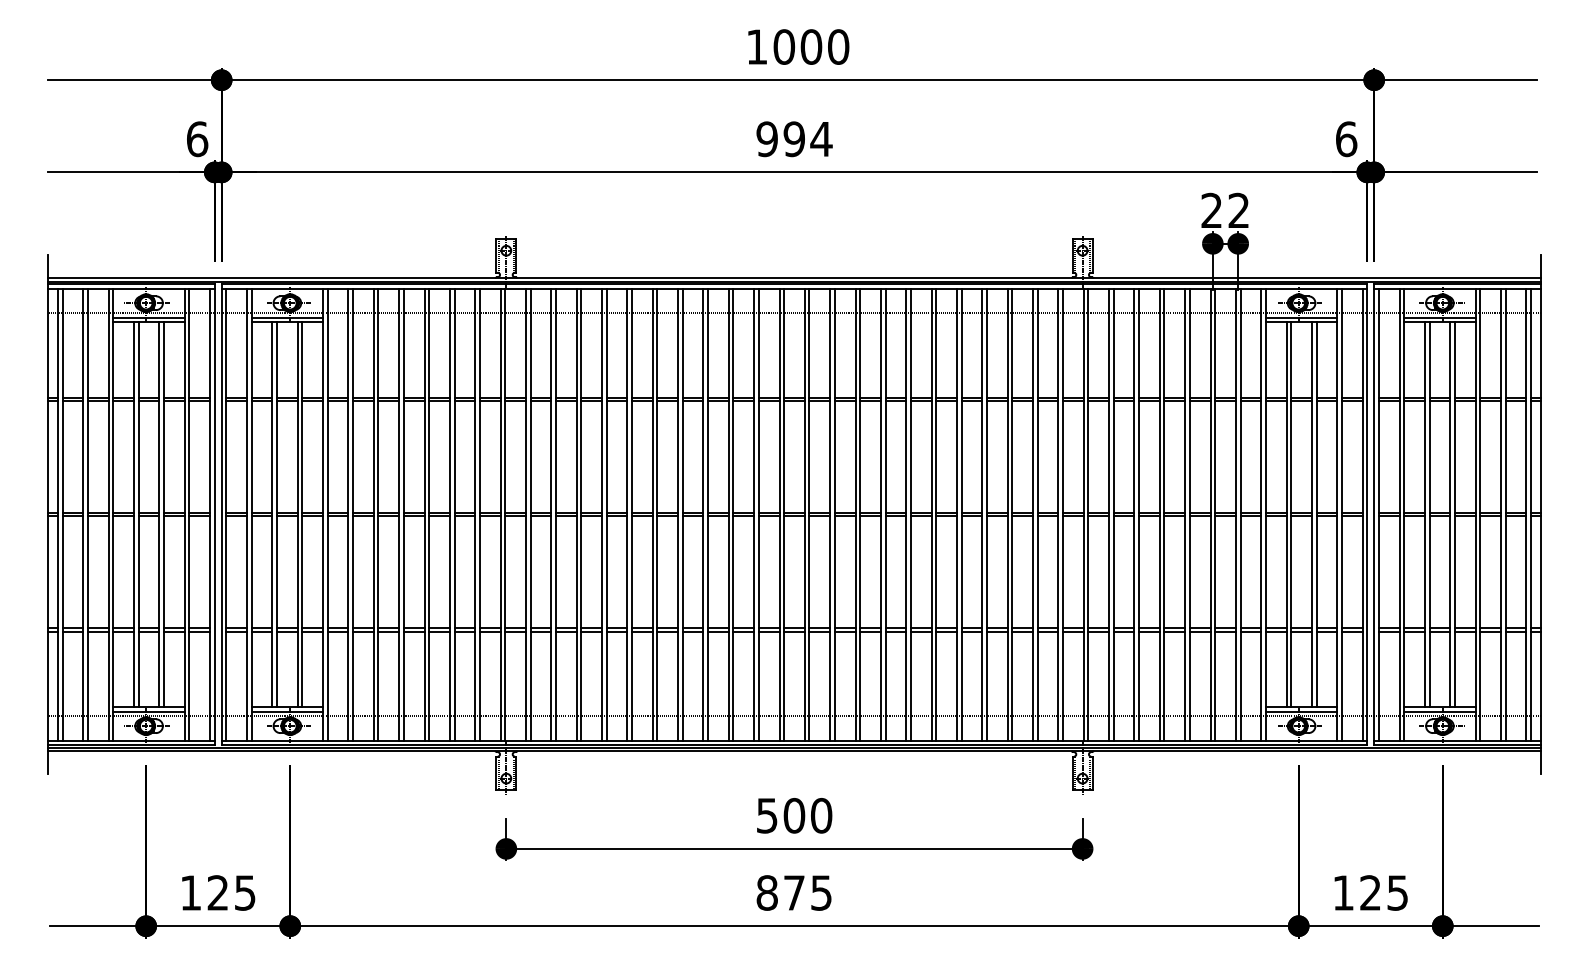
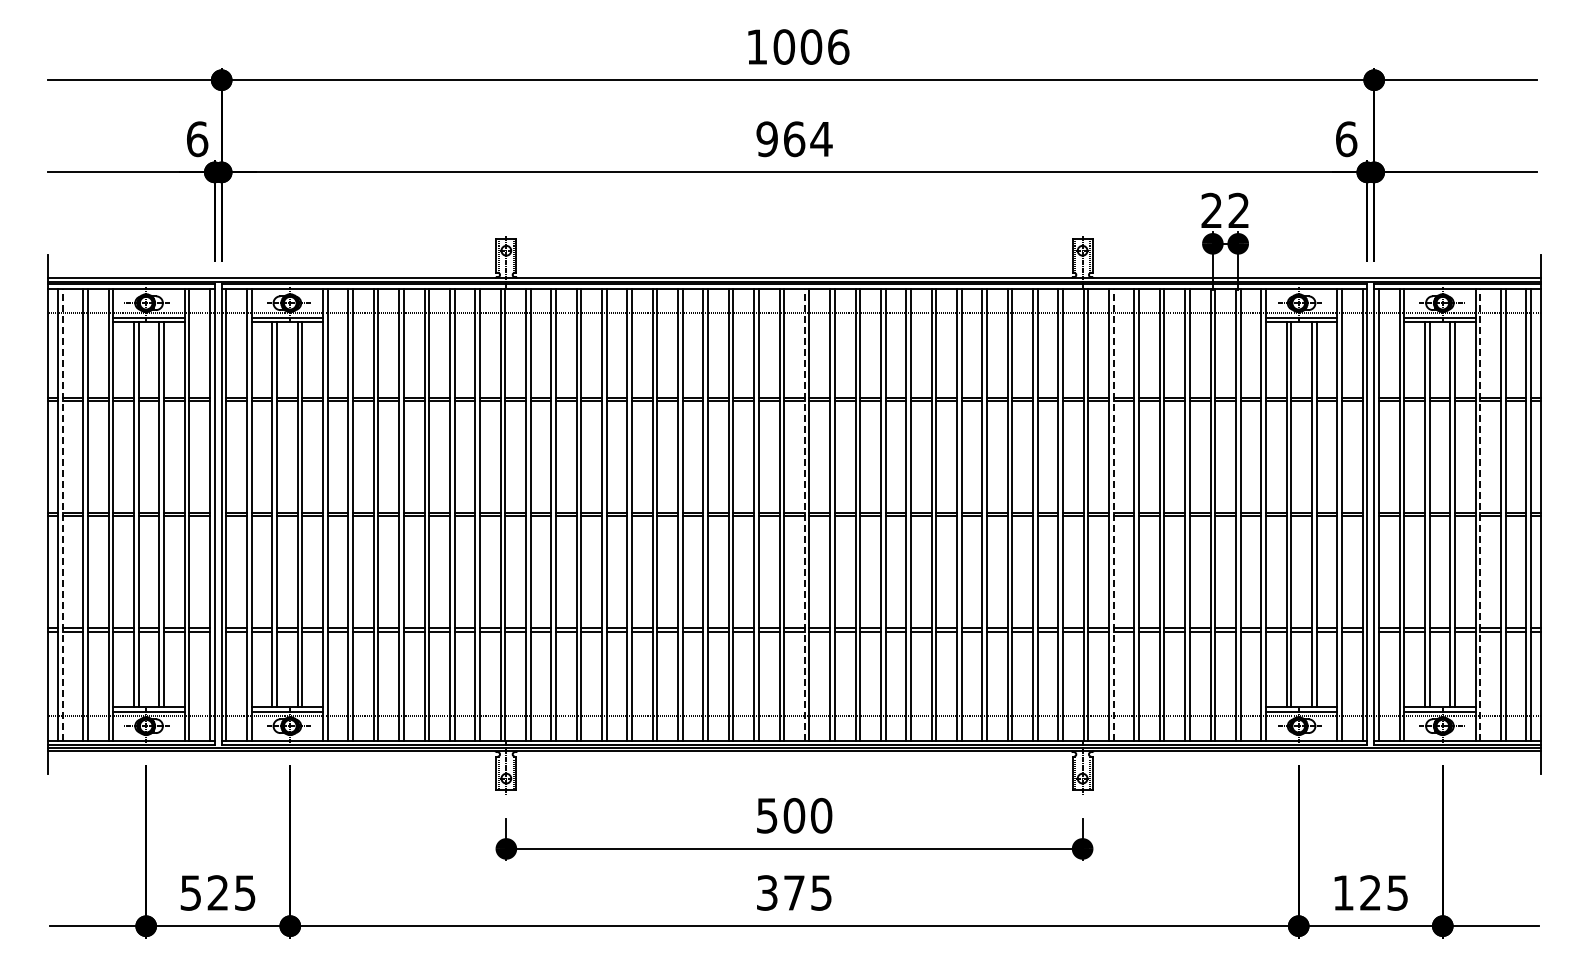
text: 1000 -> 1006 (838, 46)
text: 994 -> 964 (794, 139)
line: solid -> dashed (62, 514)
line: solid -> dashed (804, 514)
line: solid -> dashed (1113, 514)
line: solid -> dashed (1480, 514)
text: 125 -> 525 (190, 892)
text: 875 -> 375 (766, 892)
